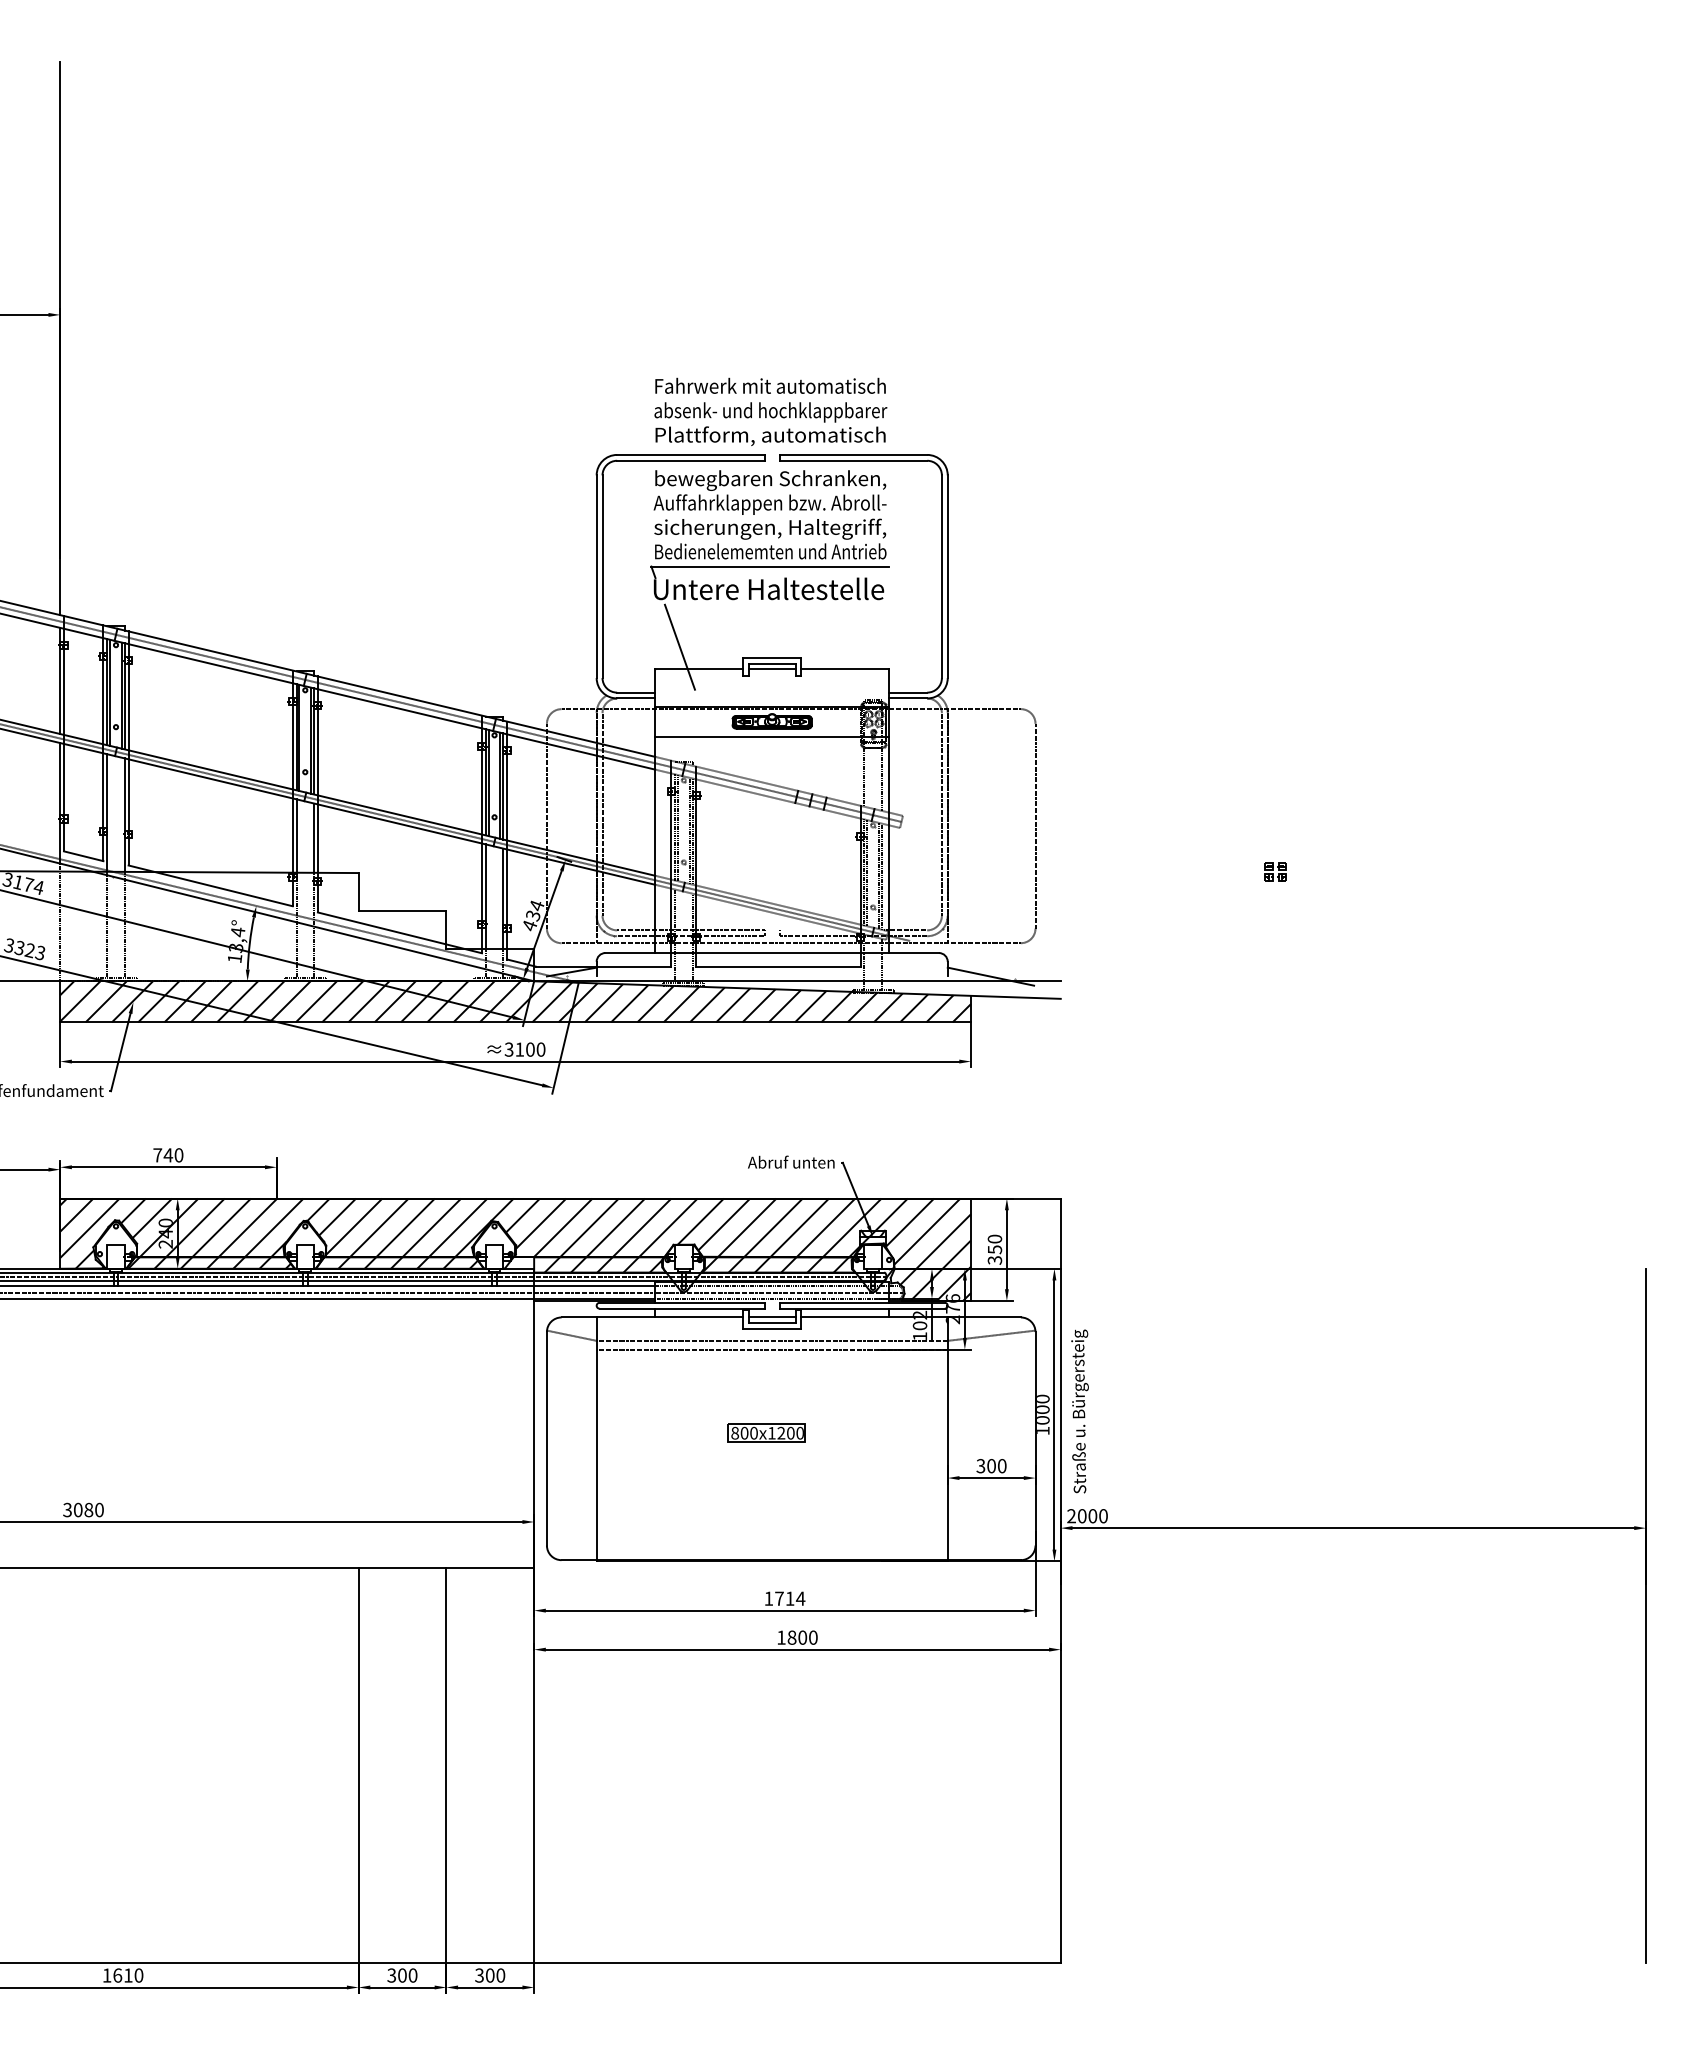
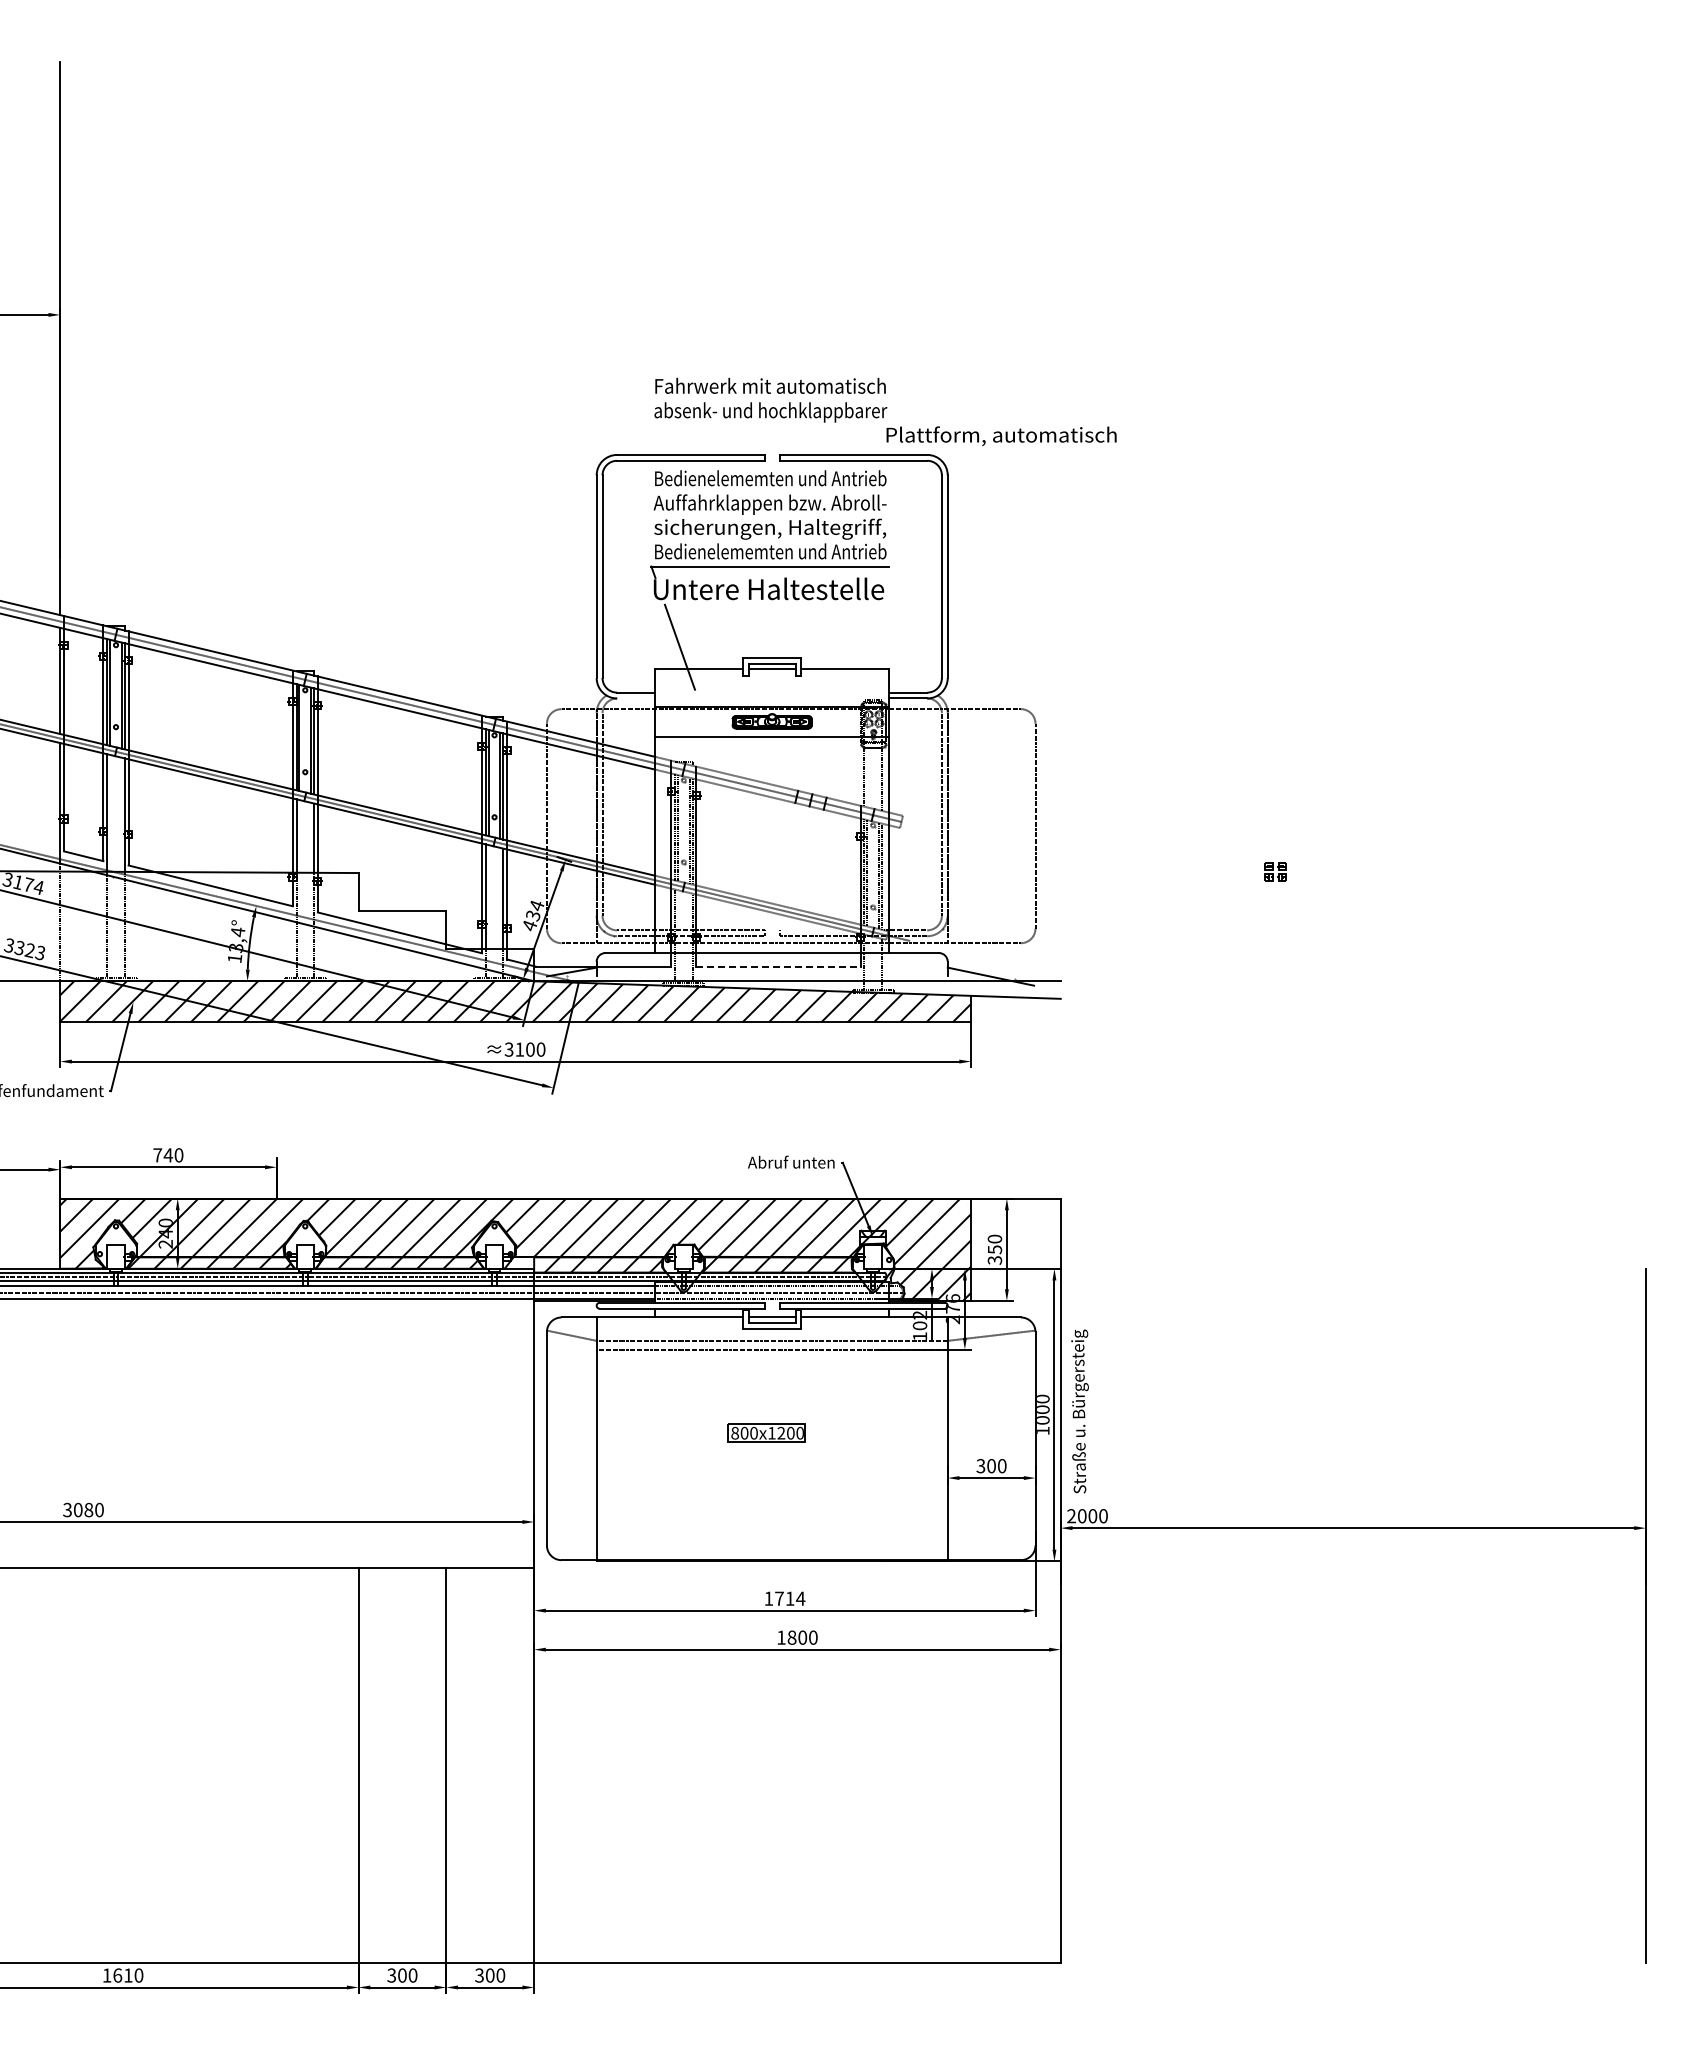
text position: (770, 435) -> (1001, 435) (1001, 435)
text: bewegbaren Schranken, -> Bedienelememten und Antrieb (770, 480)
line: present -> none (636, 698)
line: solid -> dashed (778, 966)
